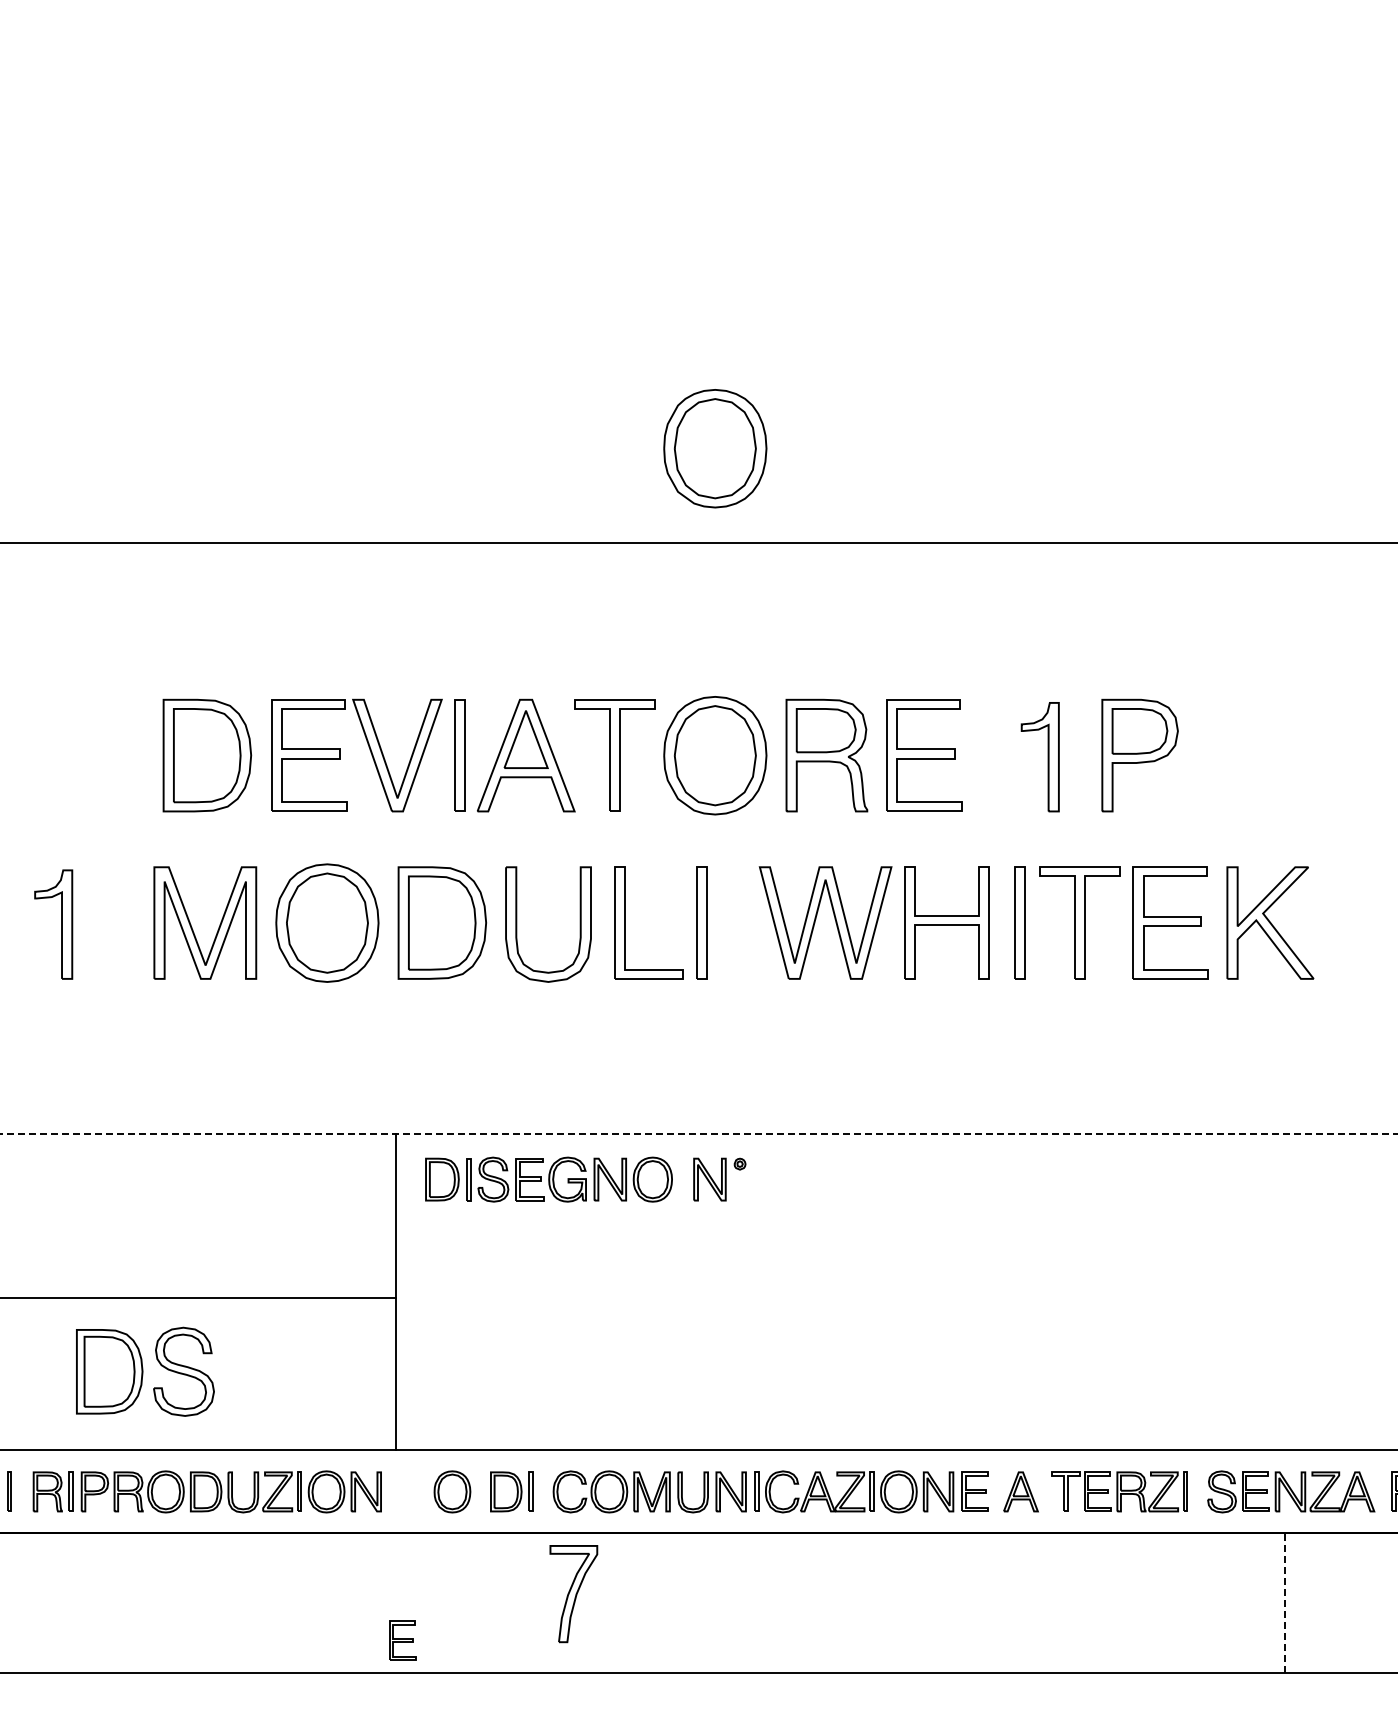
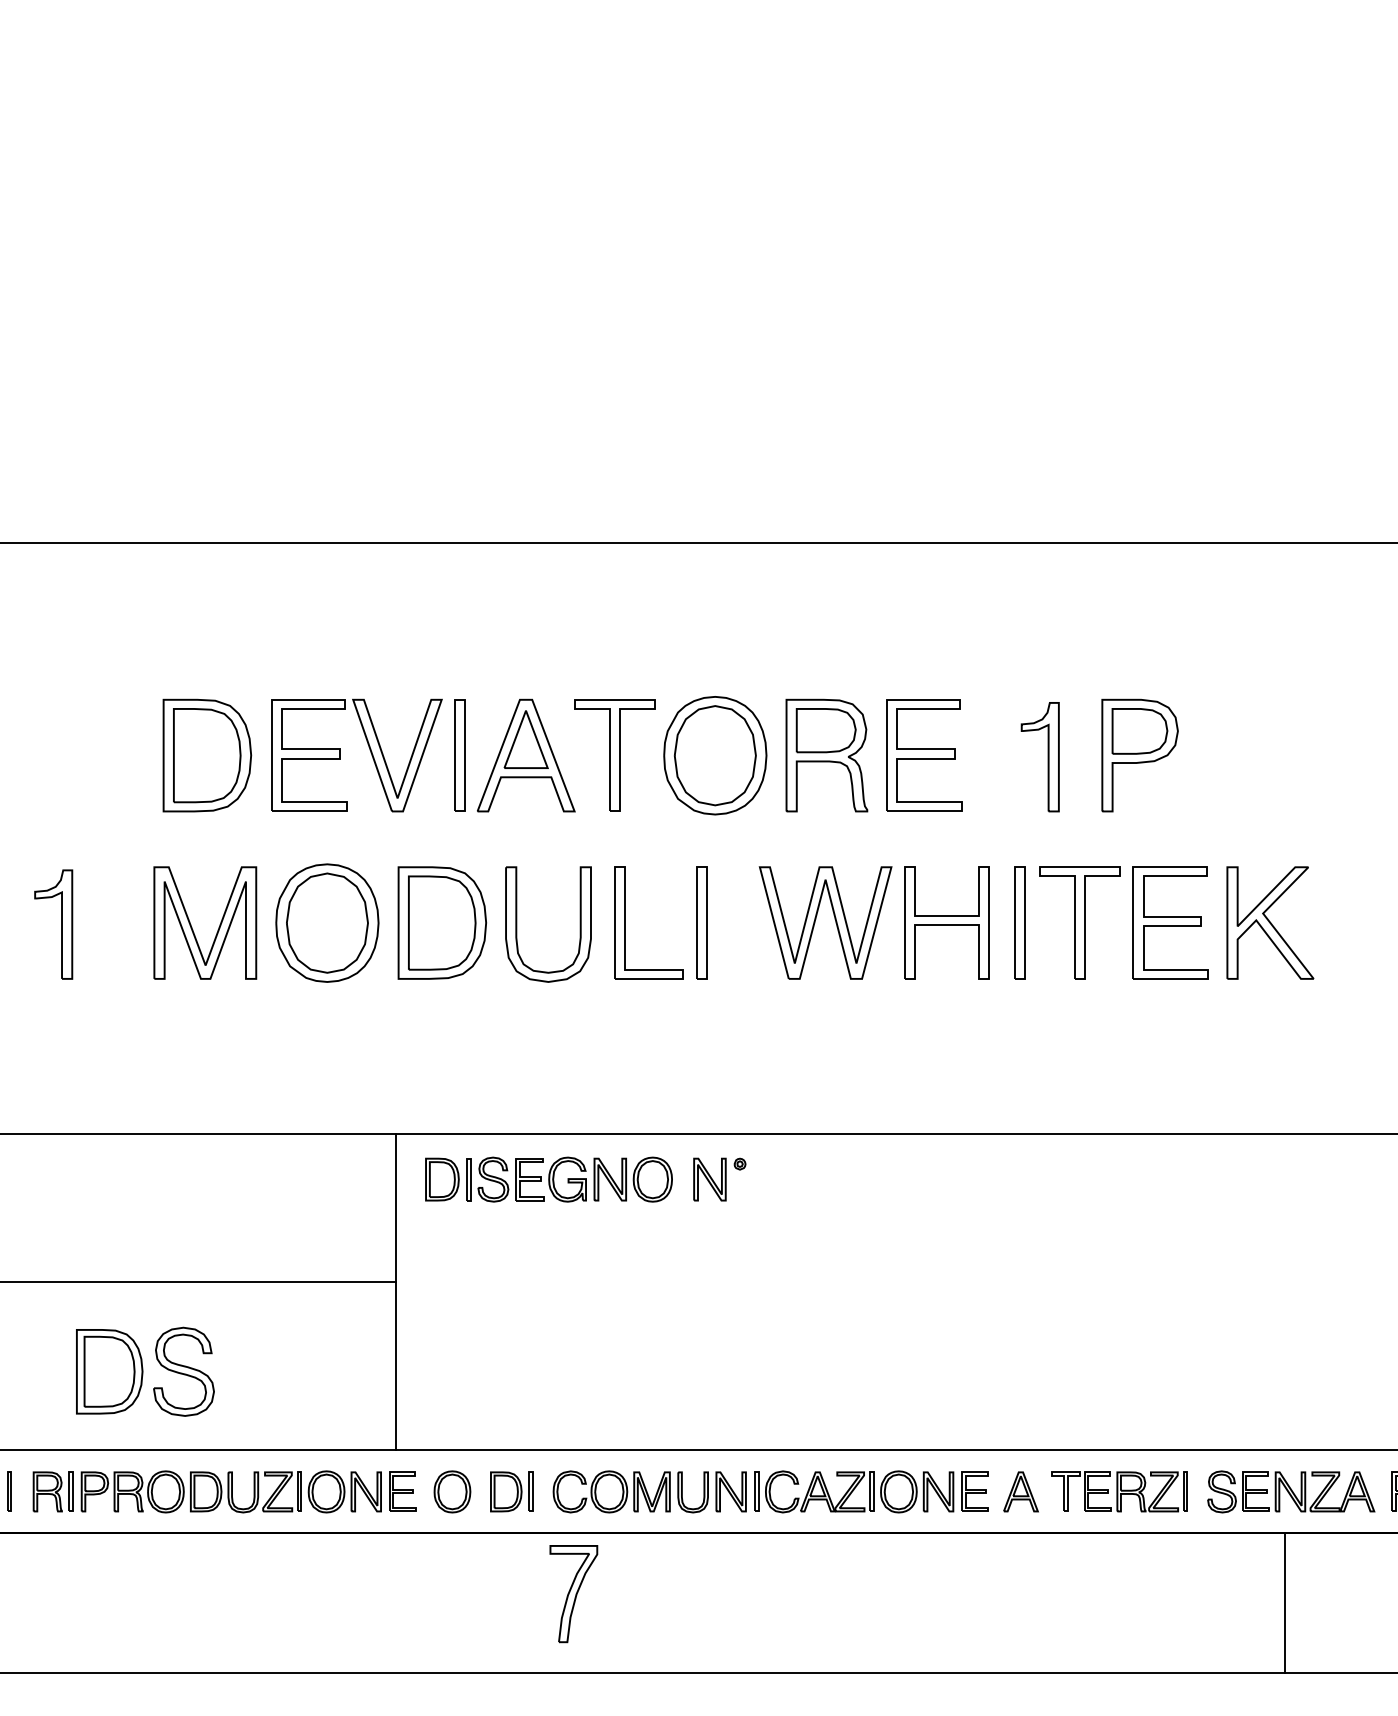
part: present -> none (715, 448)
line: dashed -> solid (699, 1134)
line position: (198, 1298) -> (198, 1282) (198, 1282)
line: dashed -> solid (1285, 1603)
part position: (402, 1640) -> (402, 1491) (402, 1491)
